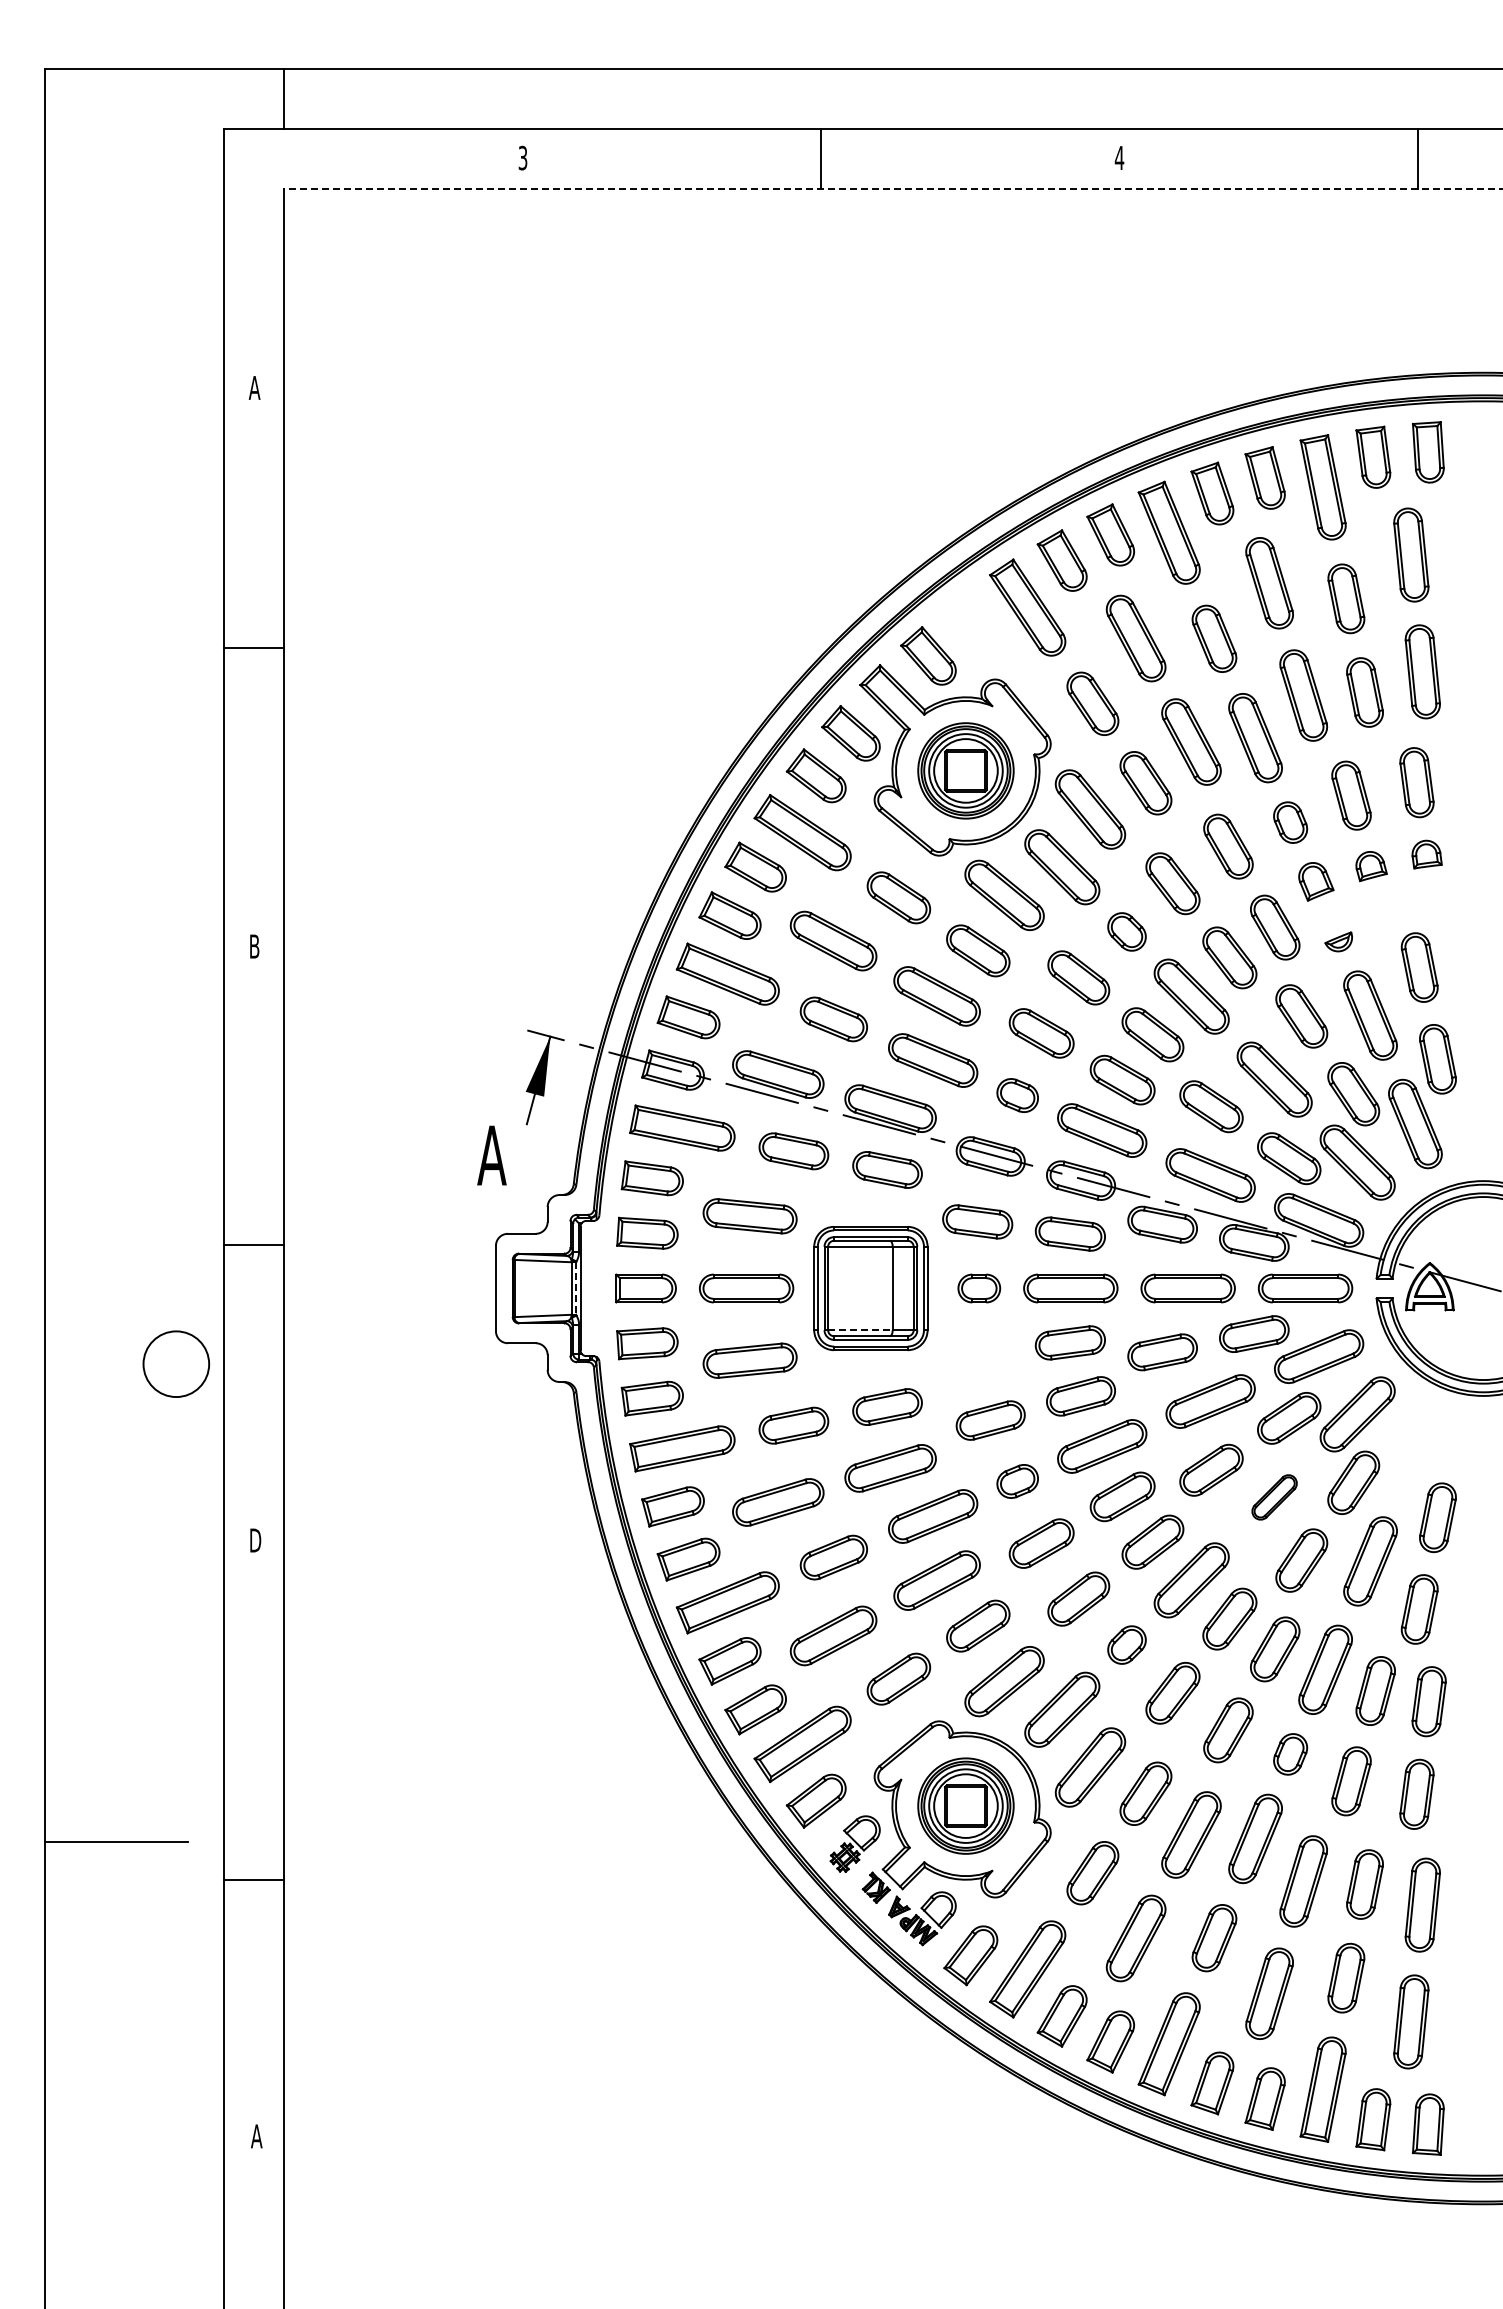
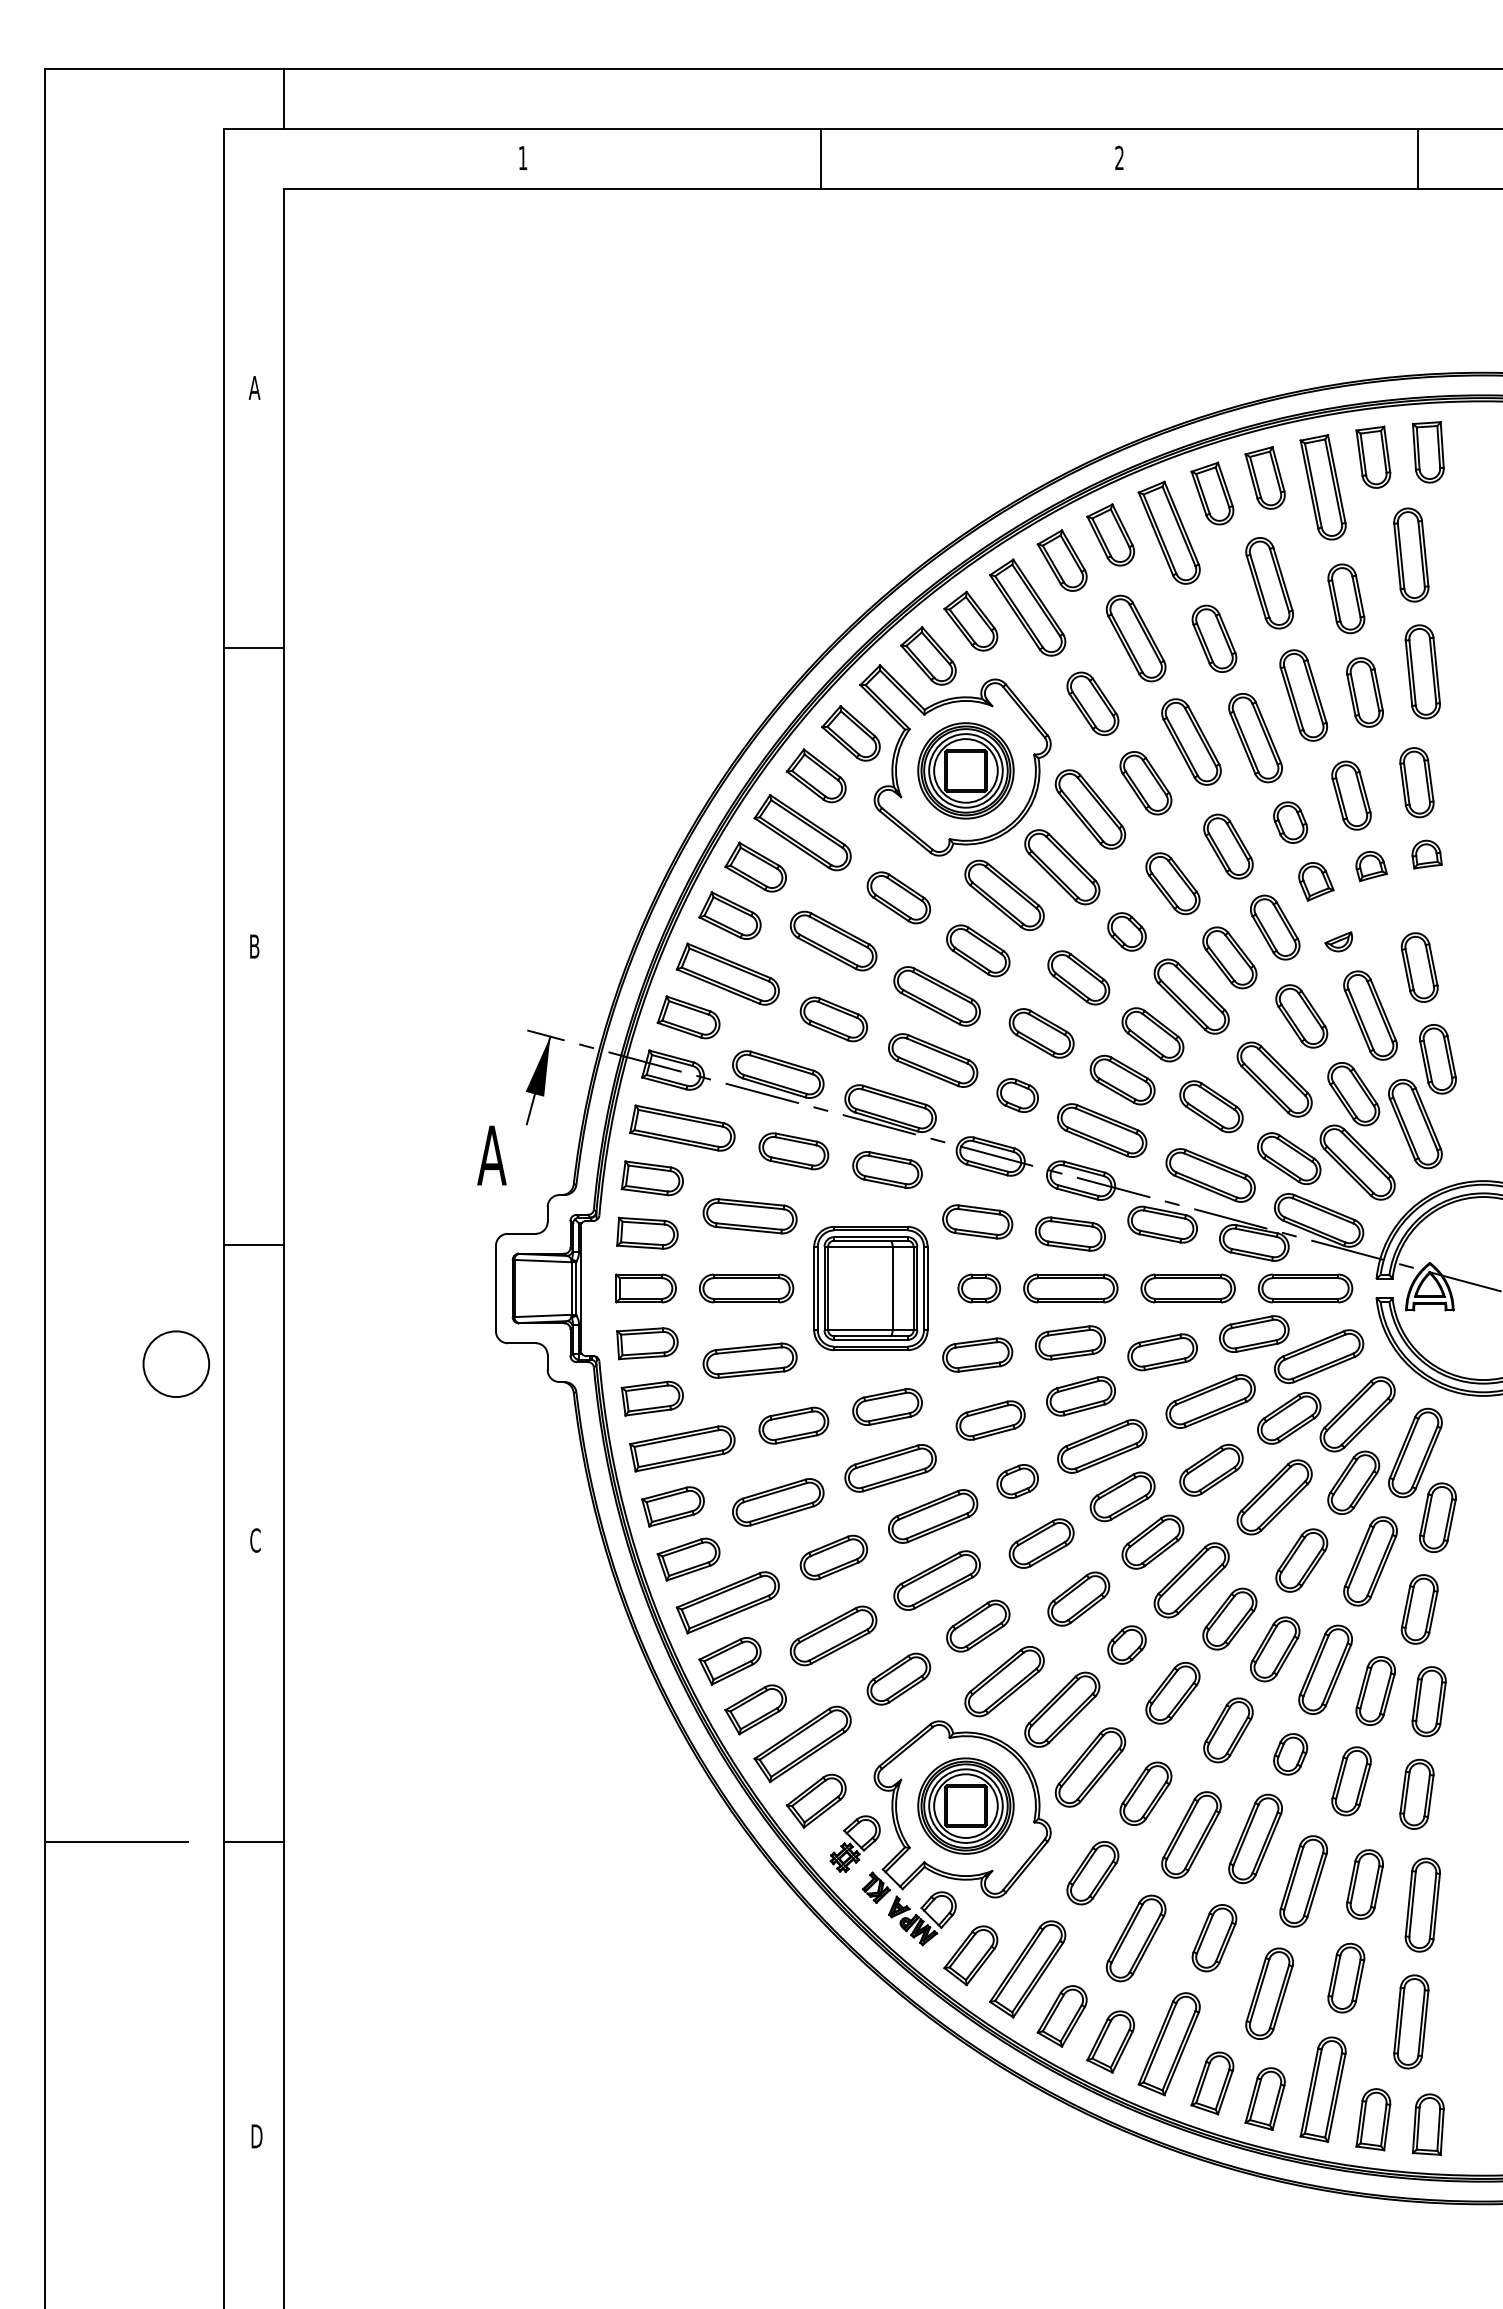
text: 3 -> 1 (522, 157)
text: 4 -> 2 (1119, 157)
line: dashed -> solid (892, 188)
part: none -> present (970, 620)
line: dashed -> solid (576, 1289)
line: dashed -> solid (860, 1330)
part: none -> present (977, 1354)
part: none -> present (1415, 1452)
part size: 47x47 px -> 77x77 px (1274, 1497)
text: D -> C (255, 1540)
line position: (253, 1879) -> (253, 1841) (253, 1841)
text: A -> D (256, 2136)
